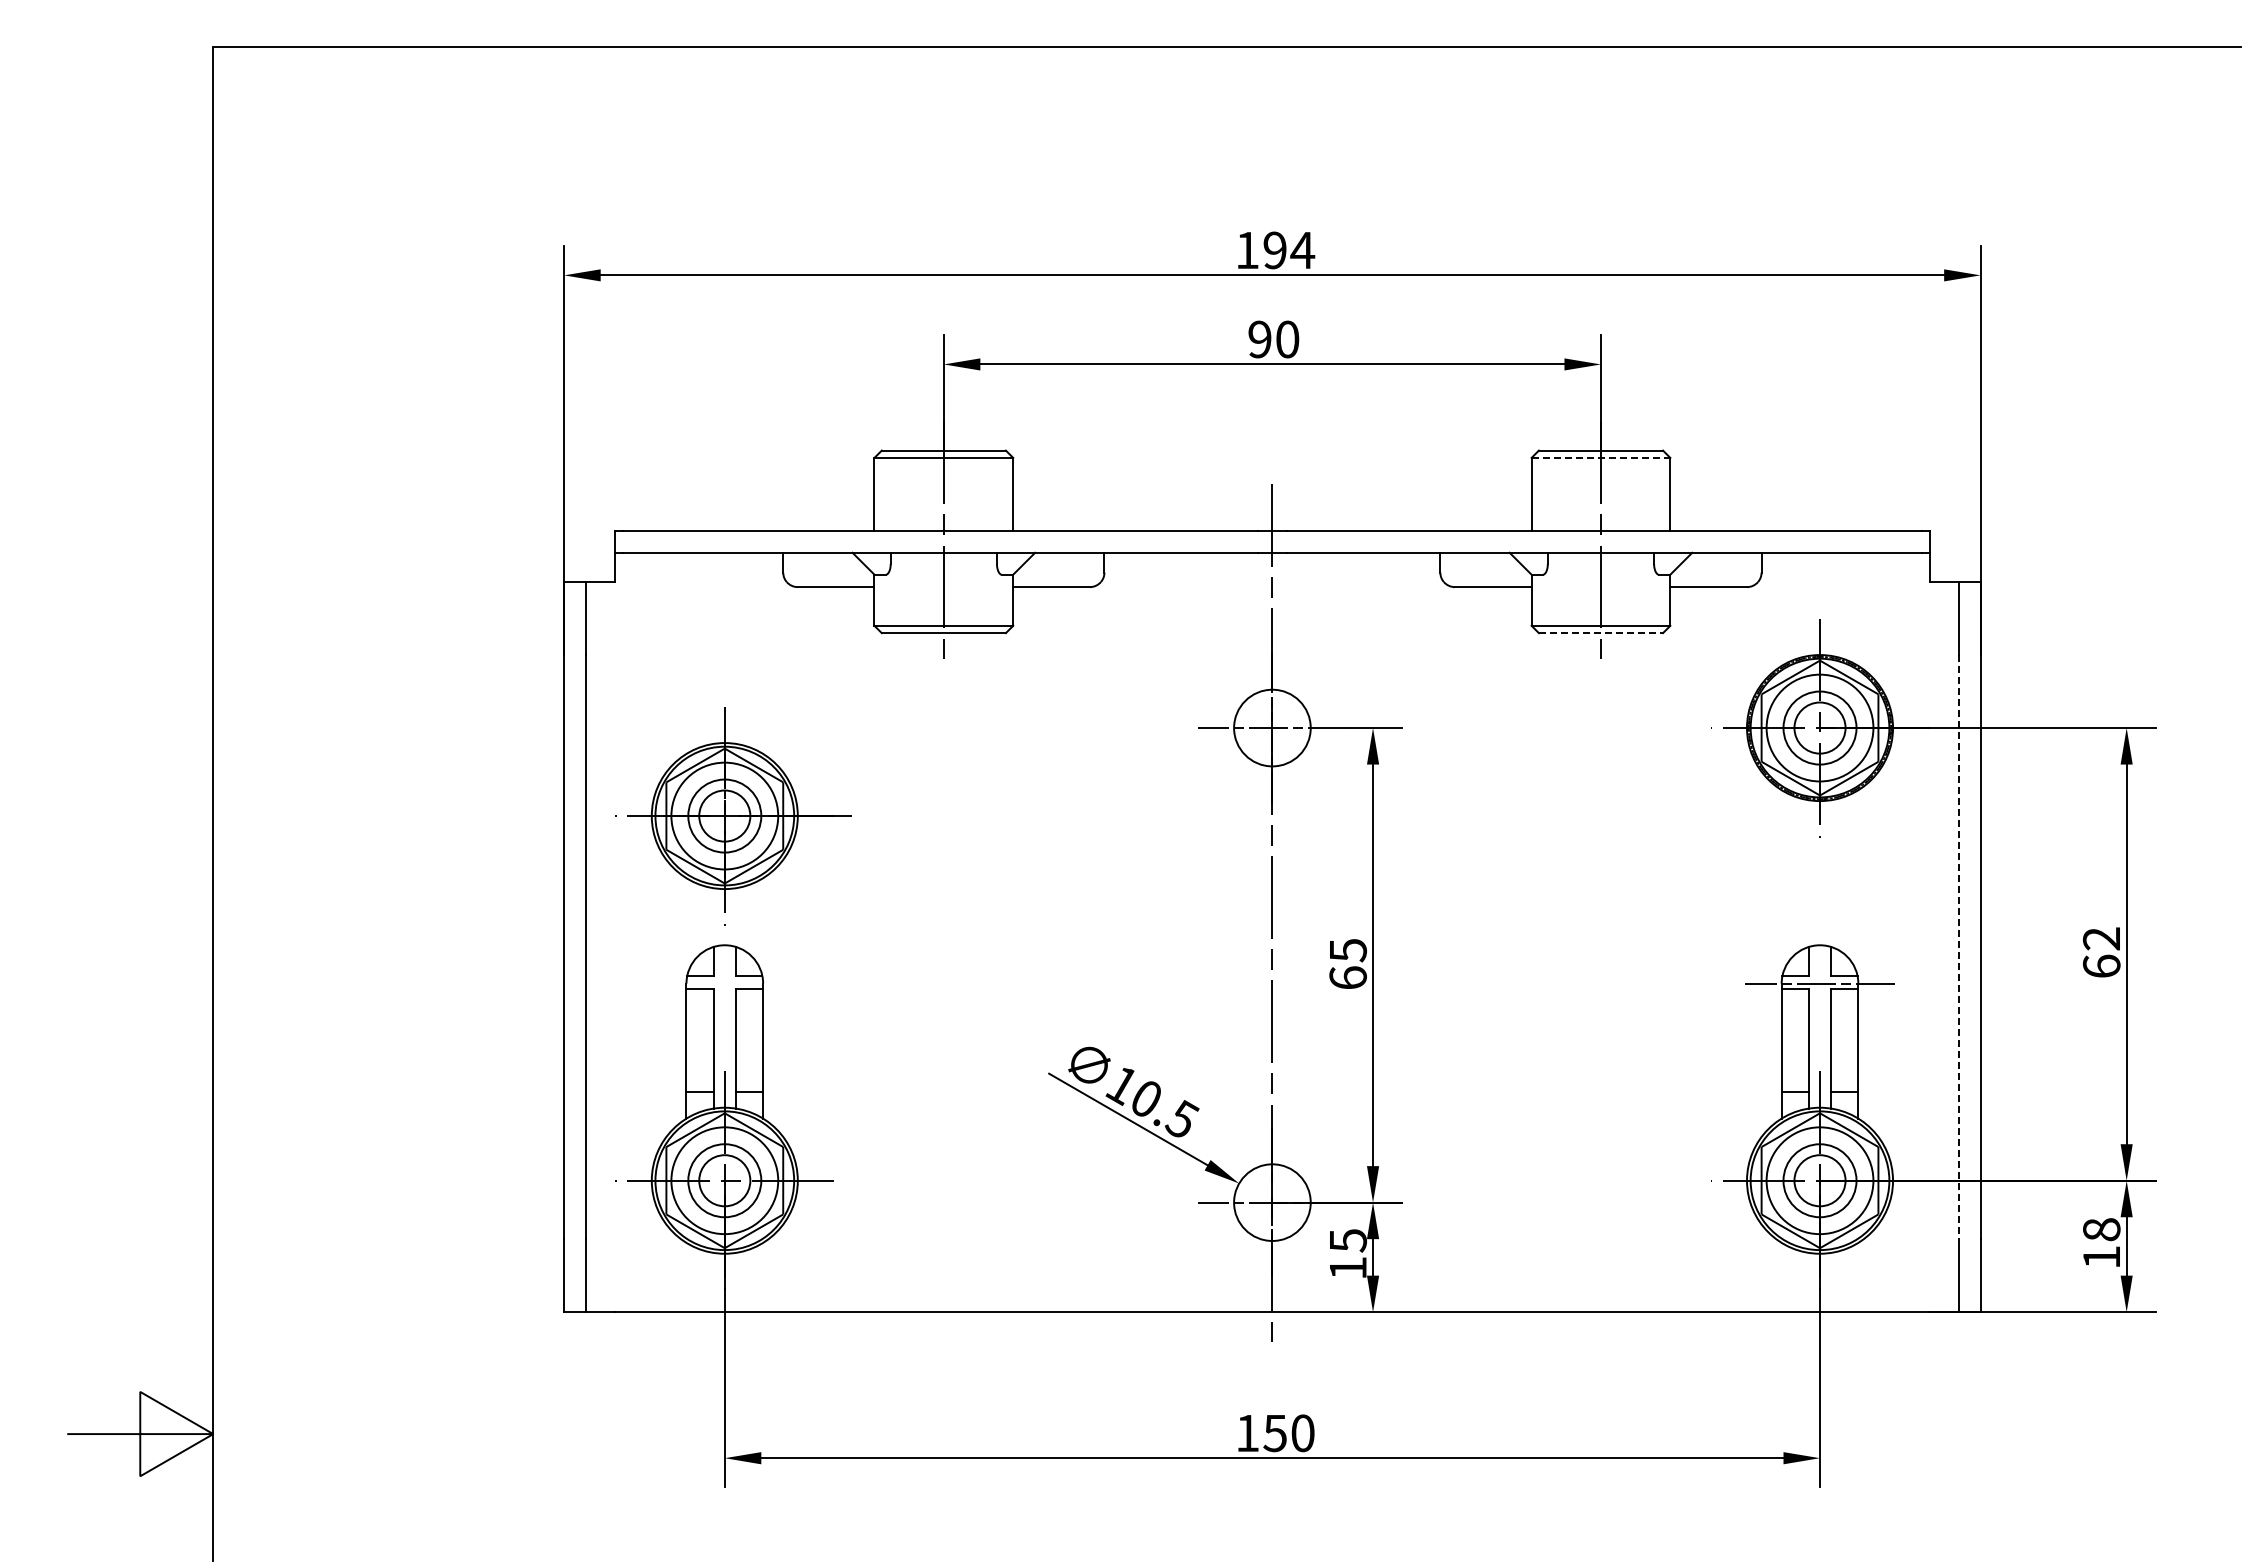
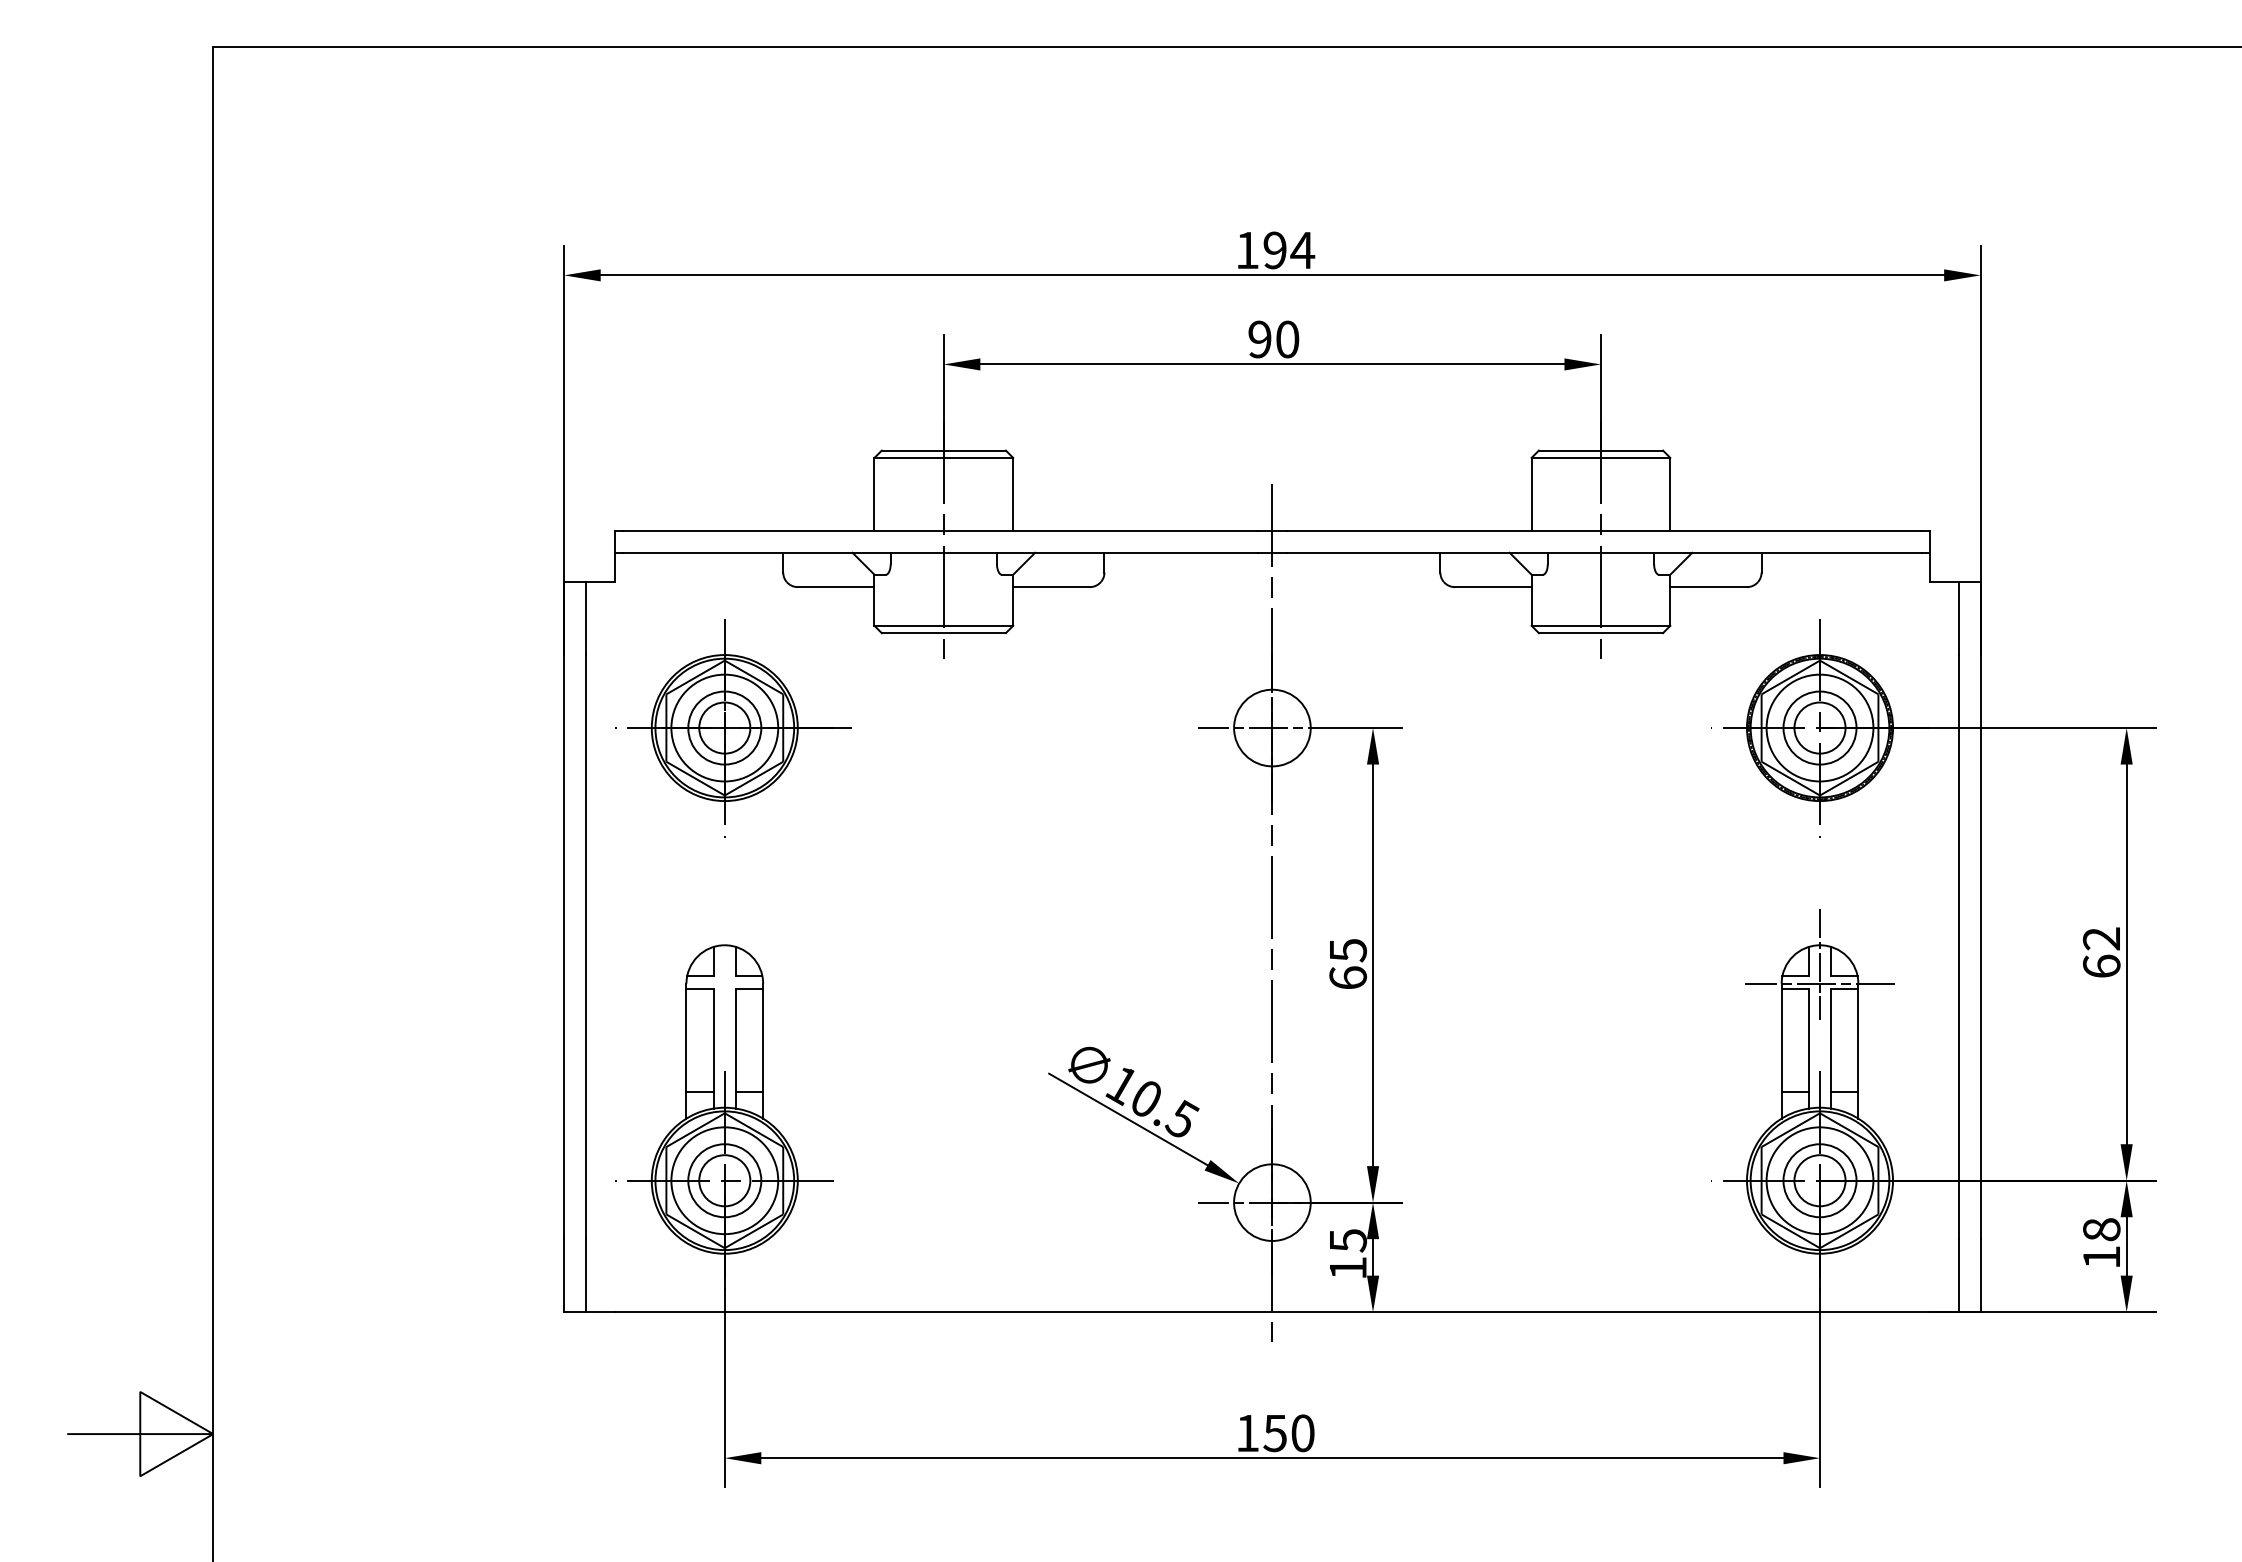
line: dashed -> solid (1601, 457)
line: dashed -> solid (1601, 633)
part position: (733, 816) -> (733, 728) (733, 728)
line: dashed -> solid (1958, 947)
line: none -> present (1820, 964)
